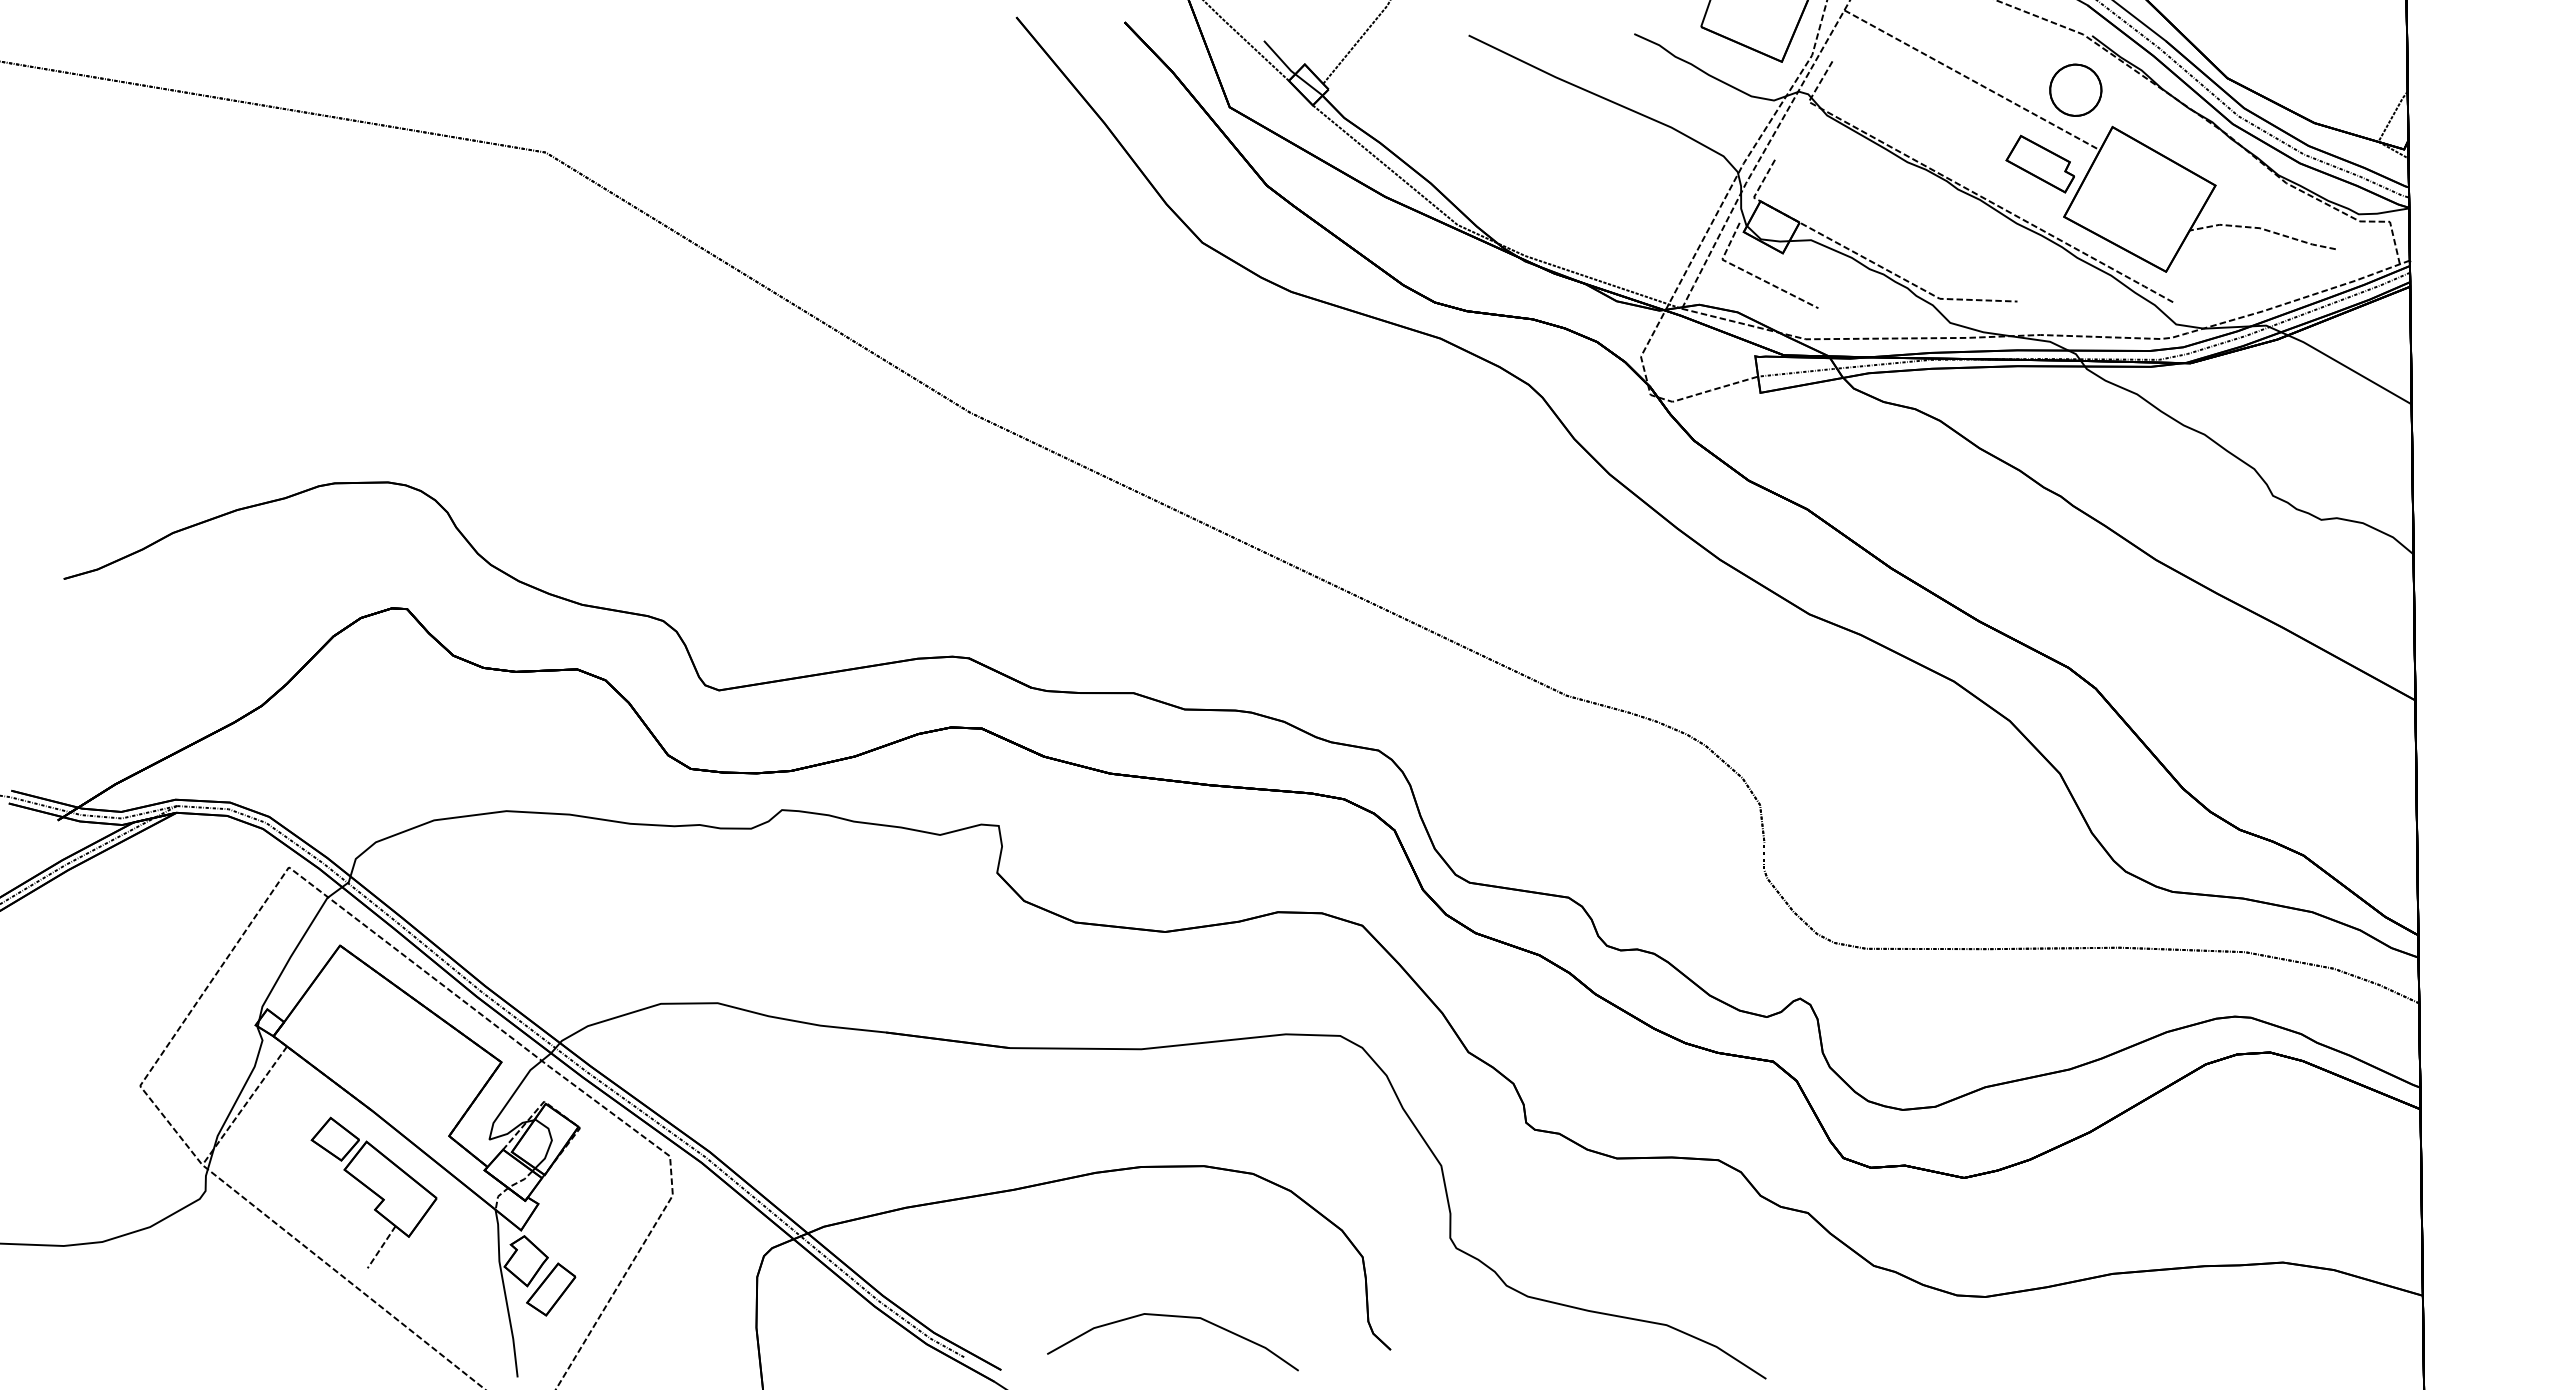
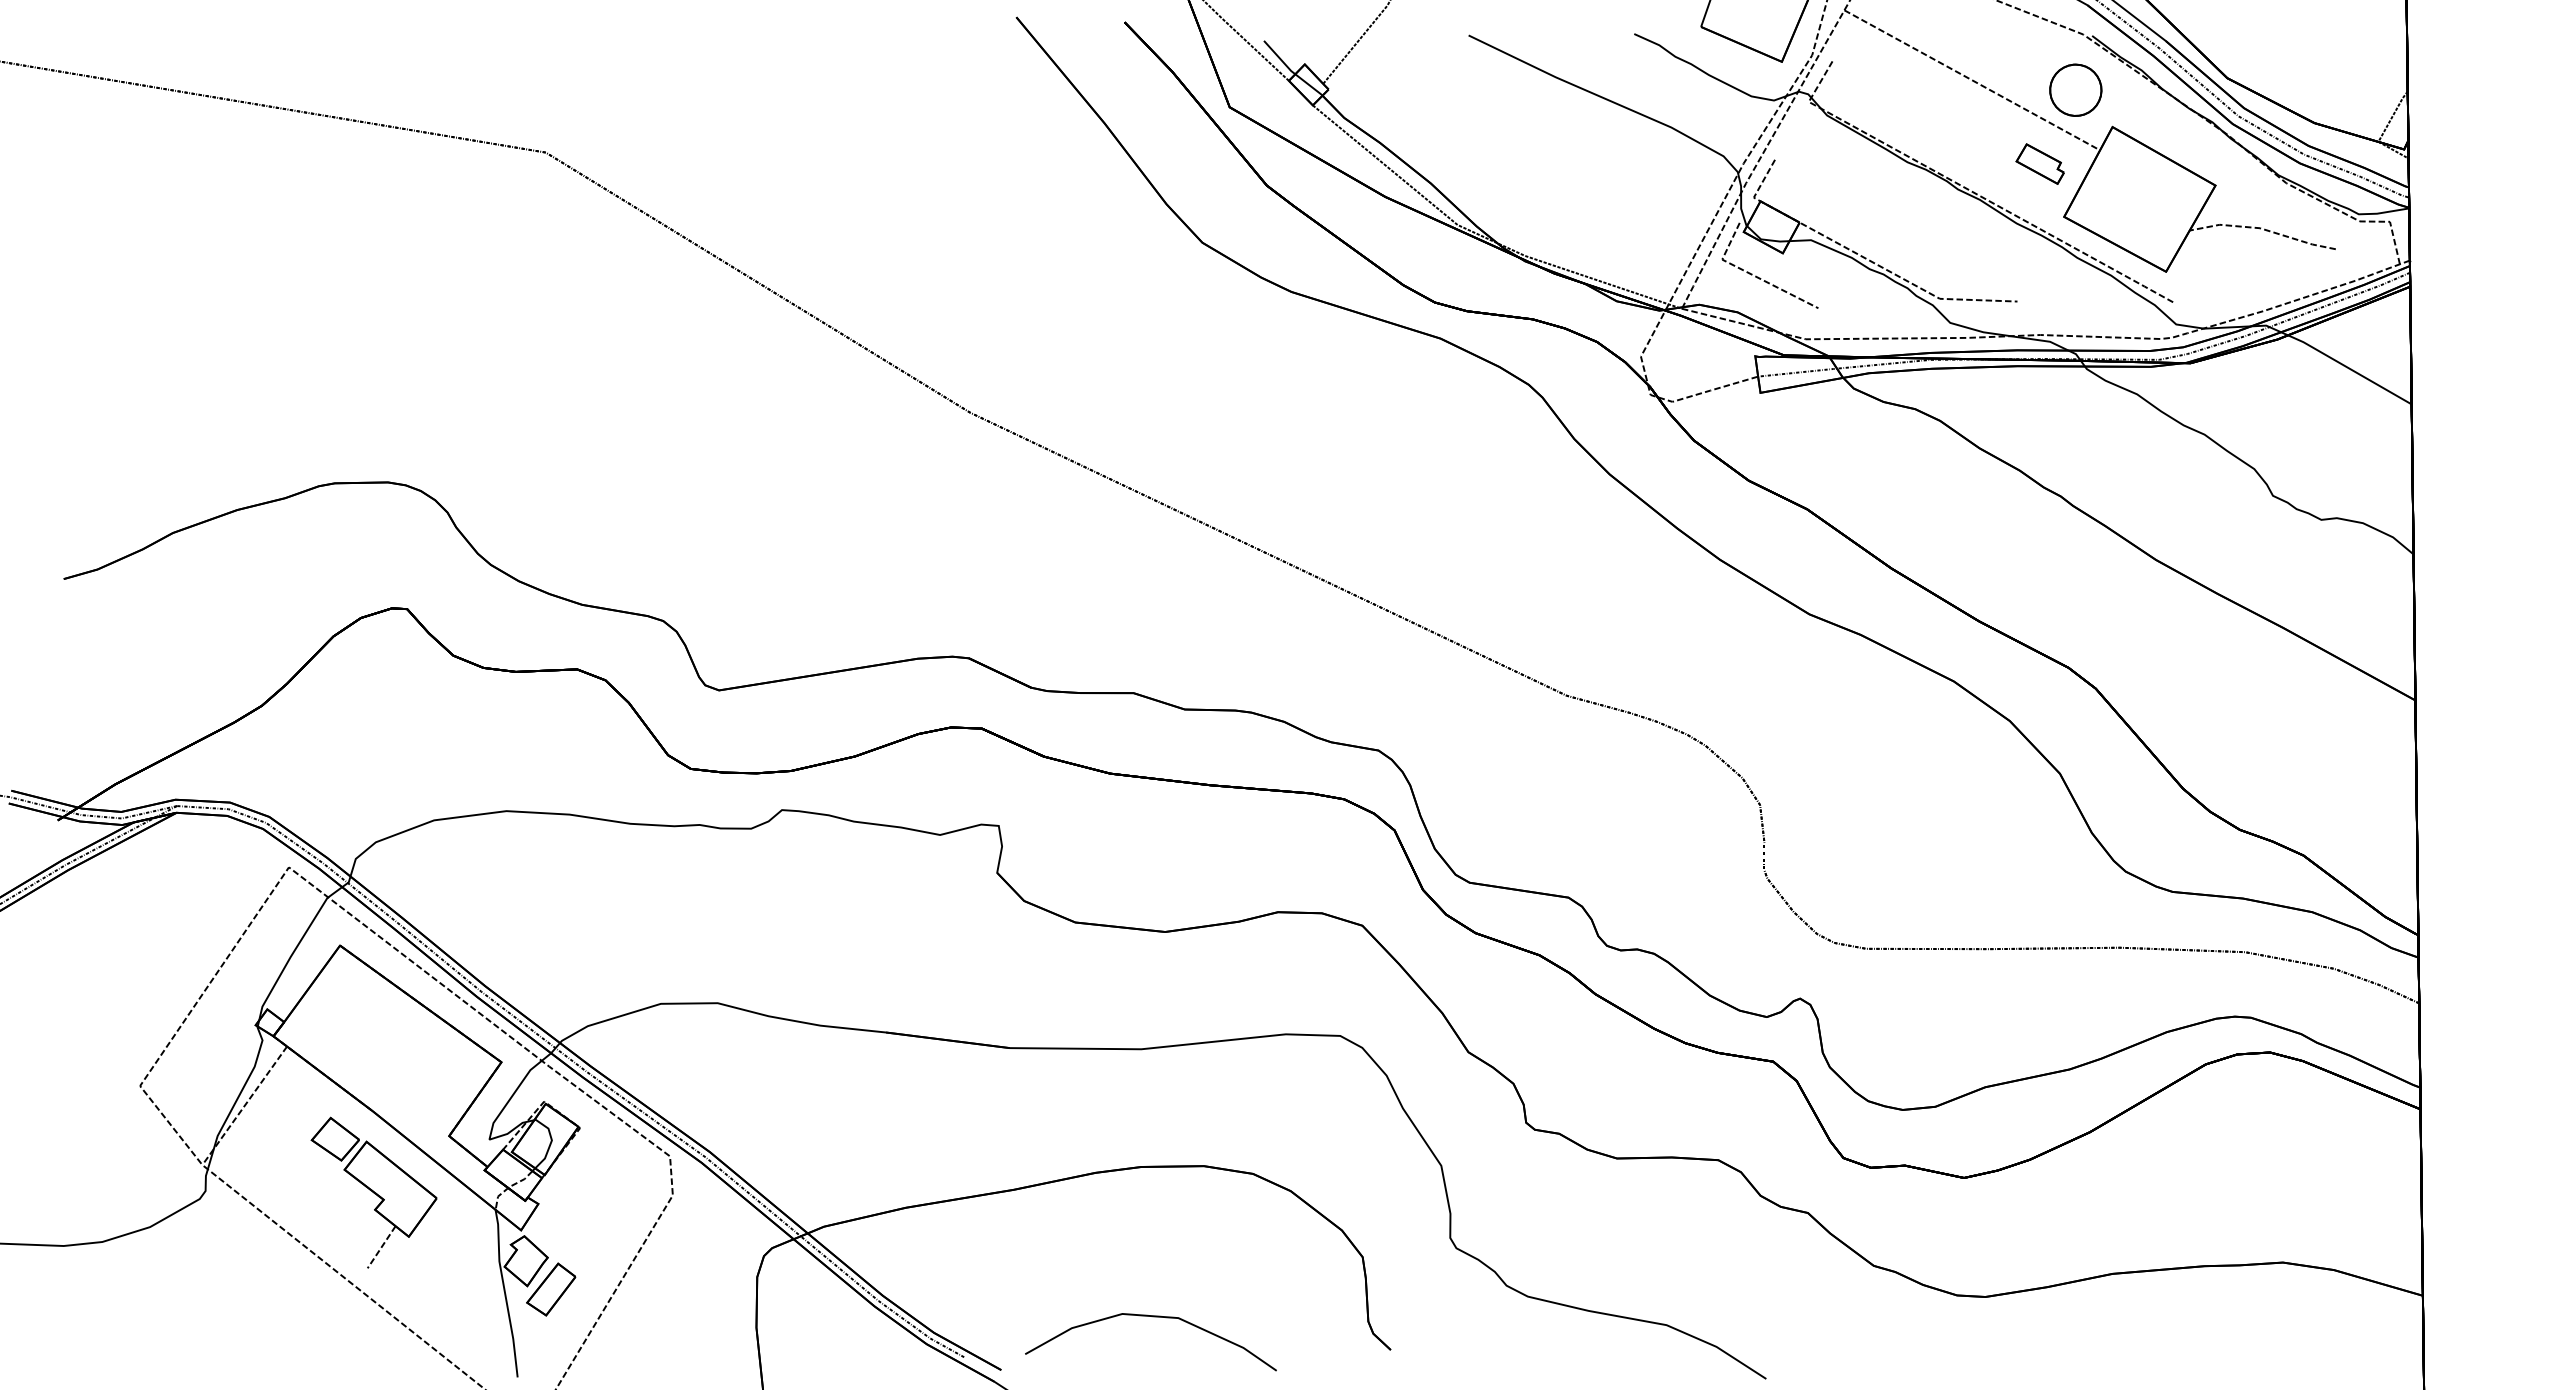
part size: 70x60 px -> 50x42 px (2039, 163)
curve position: (1174, 1317) -> (1152, 1317) (1152, 1317)
